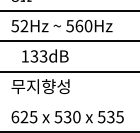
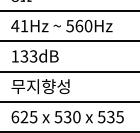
text: 52Hz -> 41Hz (19, 25)
text position: (45, 55) -> (35, 55) (35, 55)
line: none -> present (69, 101)
